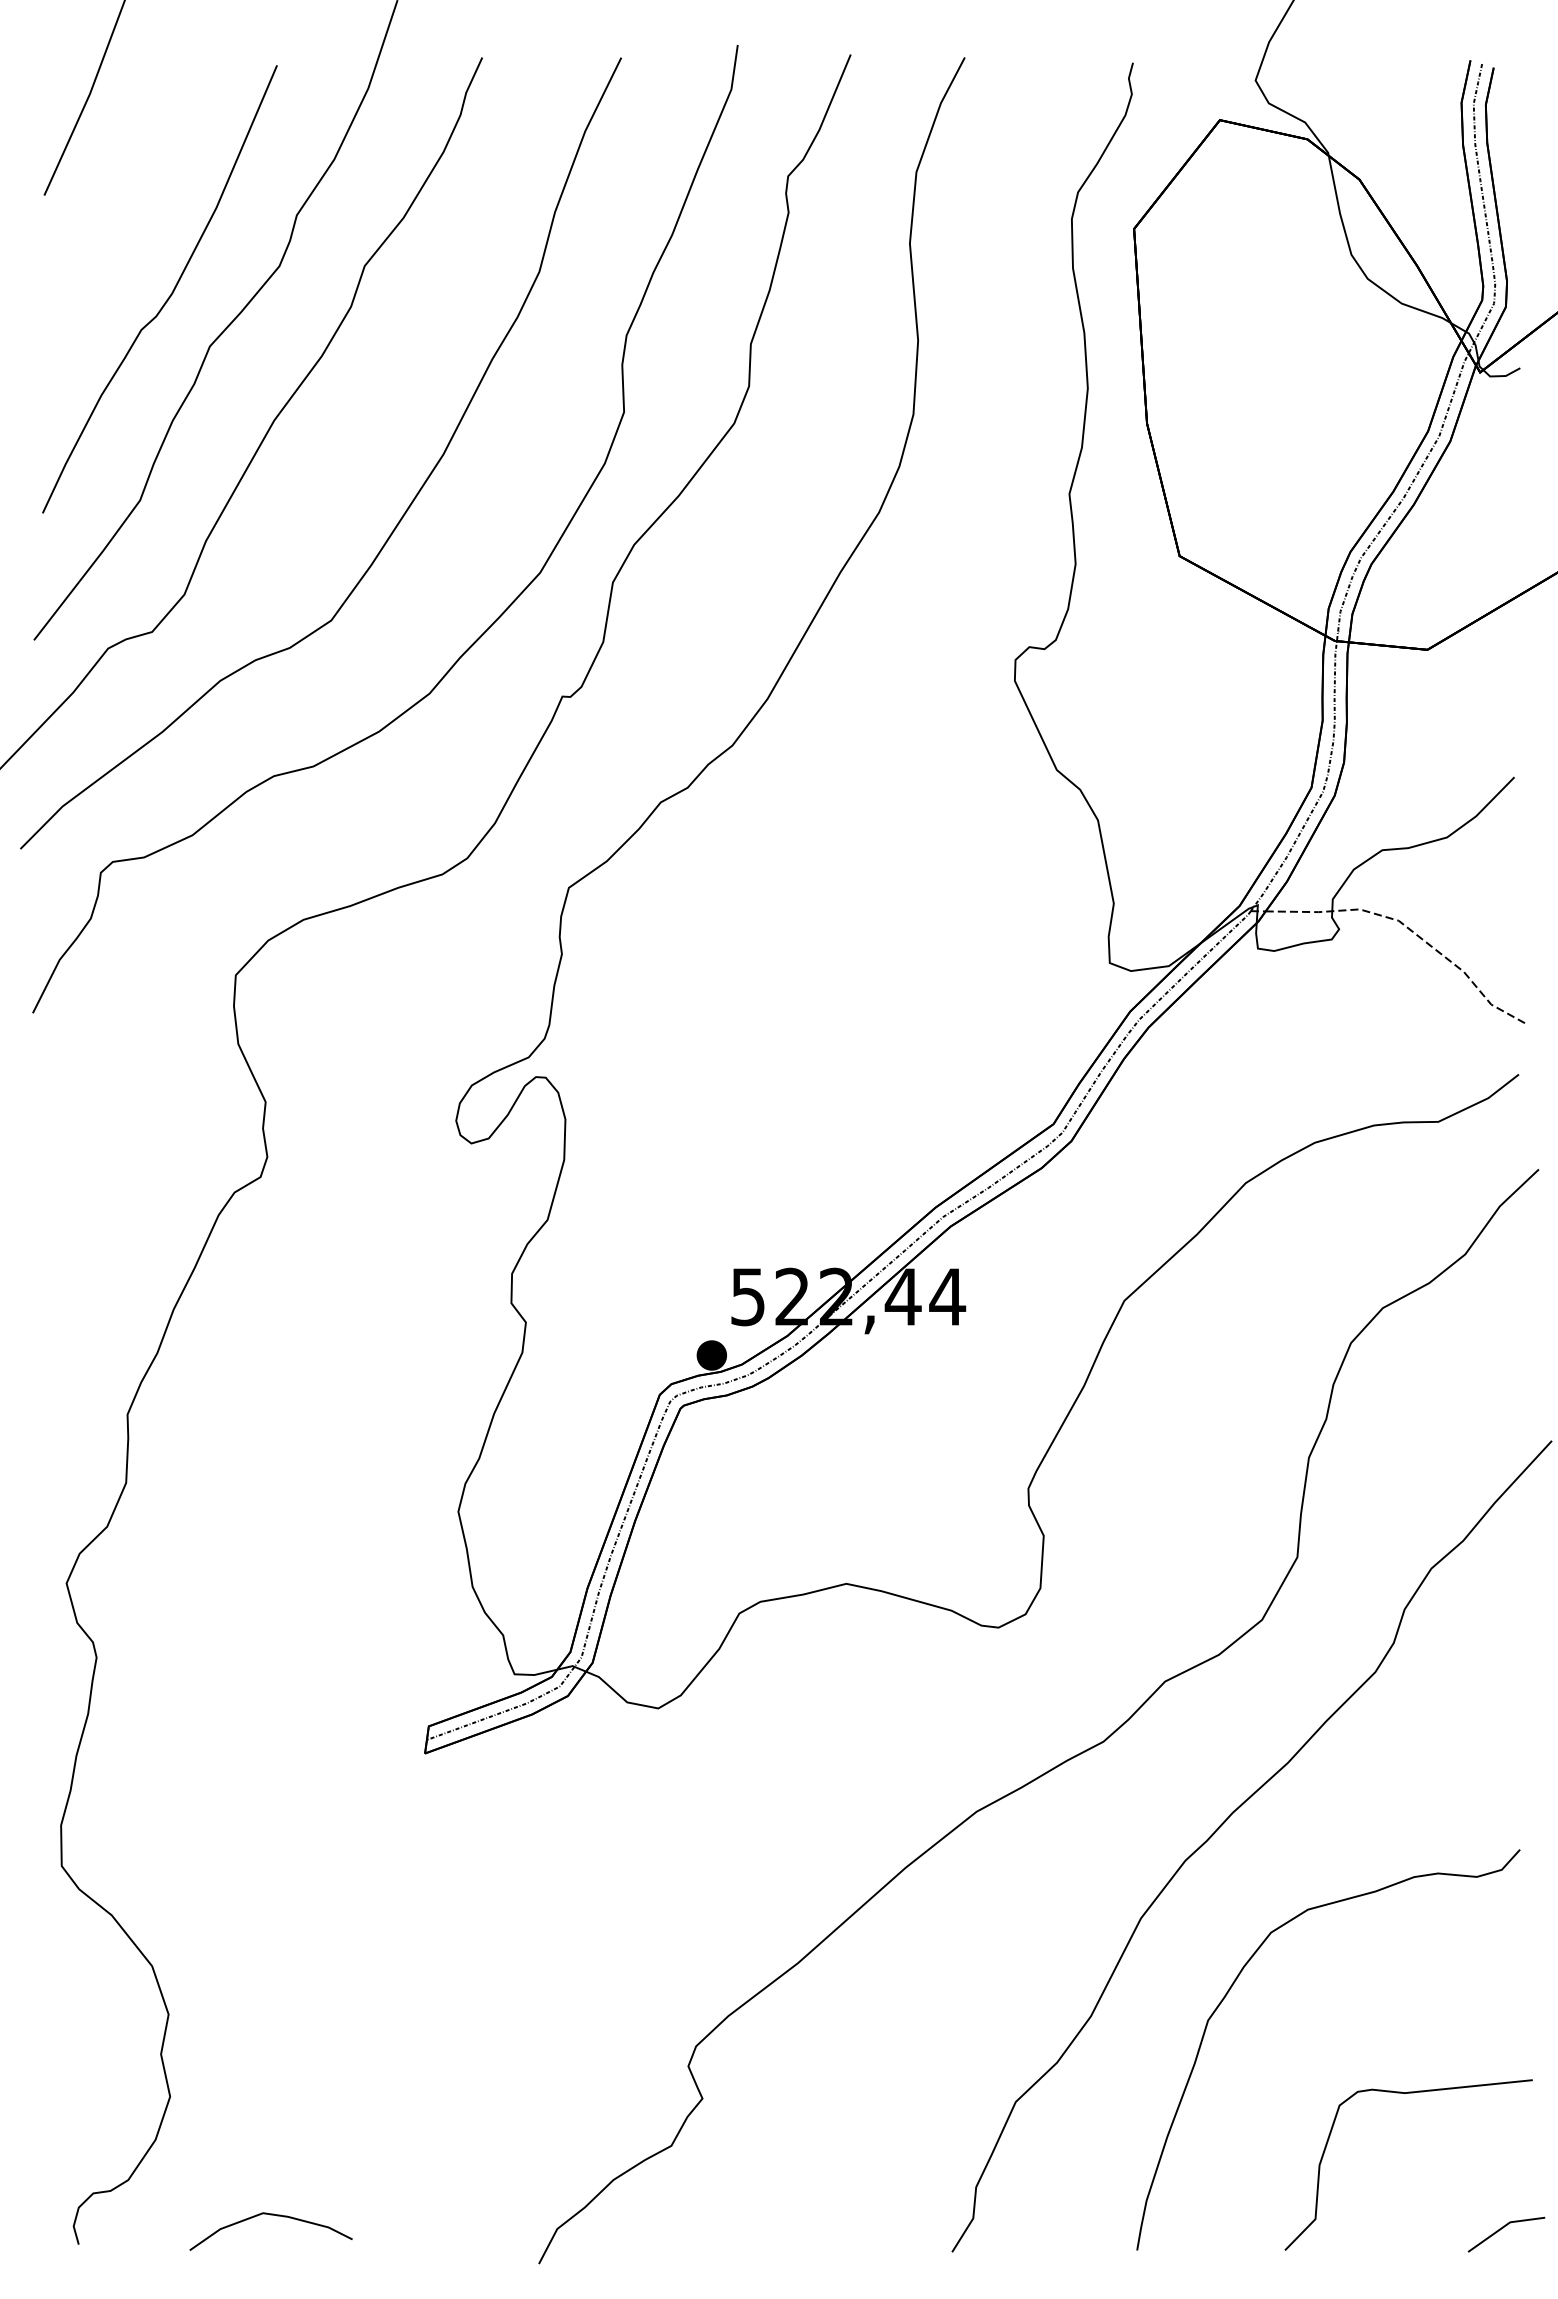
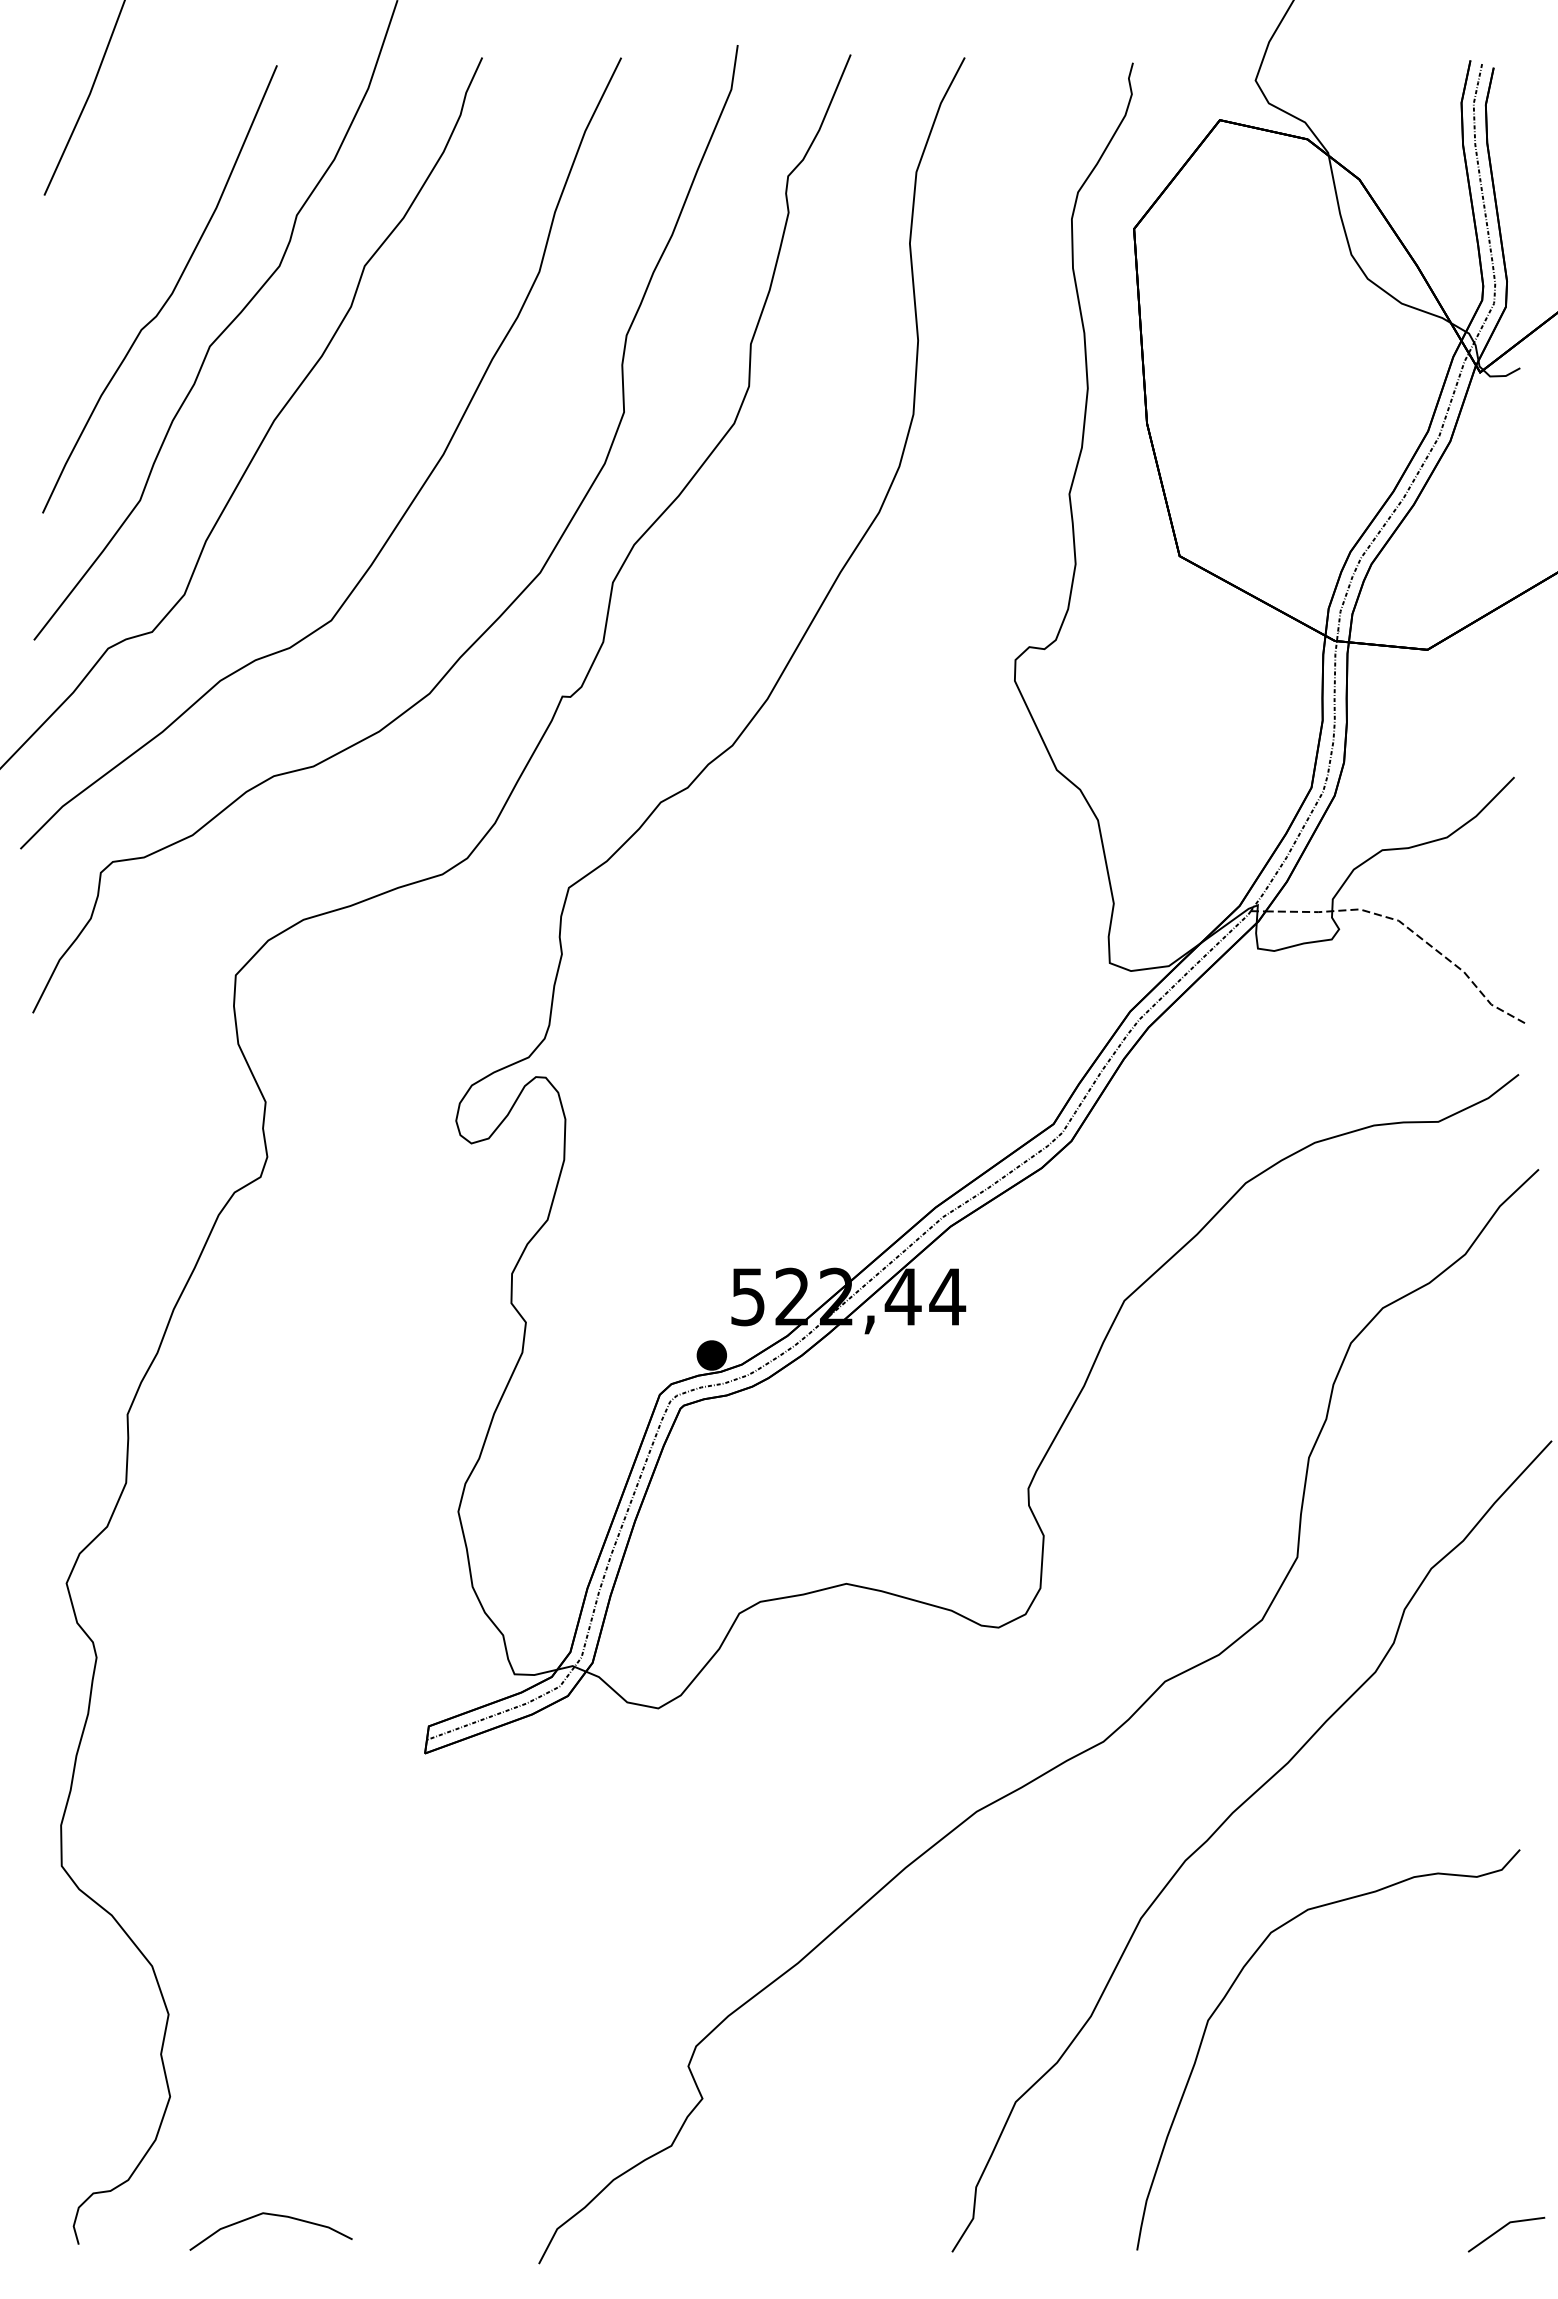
curve: present -> none (1408, 2093)
